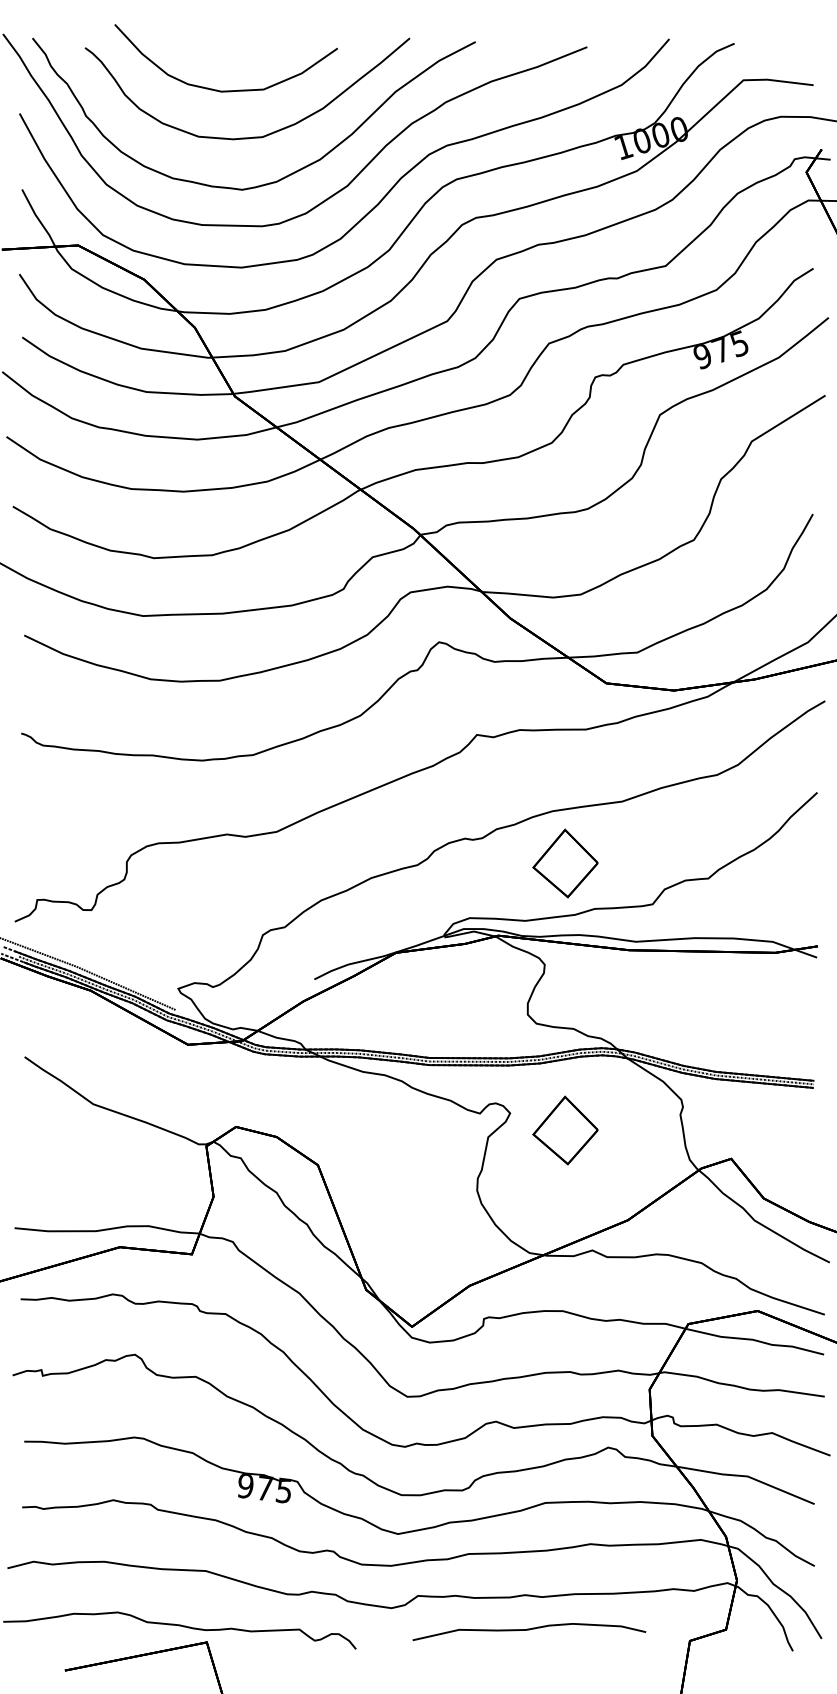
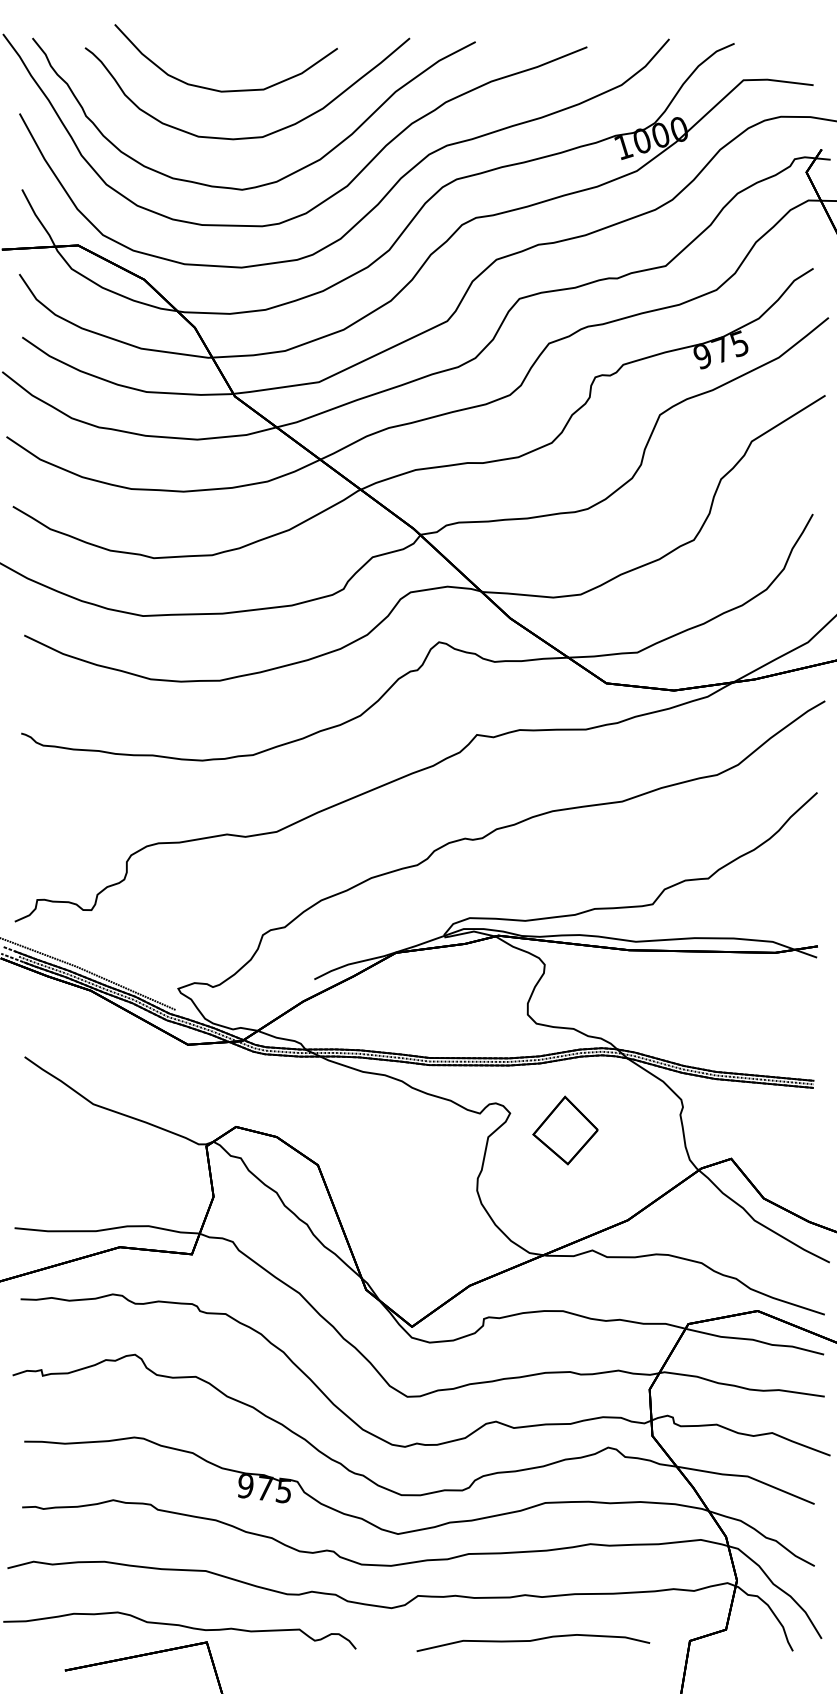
part: present -> none (565, 863)
curve position: (529, 1630) -> (533, 1641) (533, 1641)
